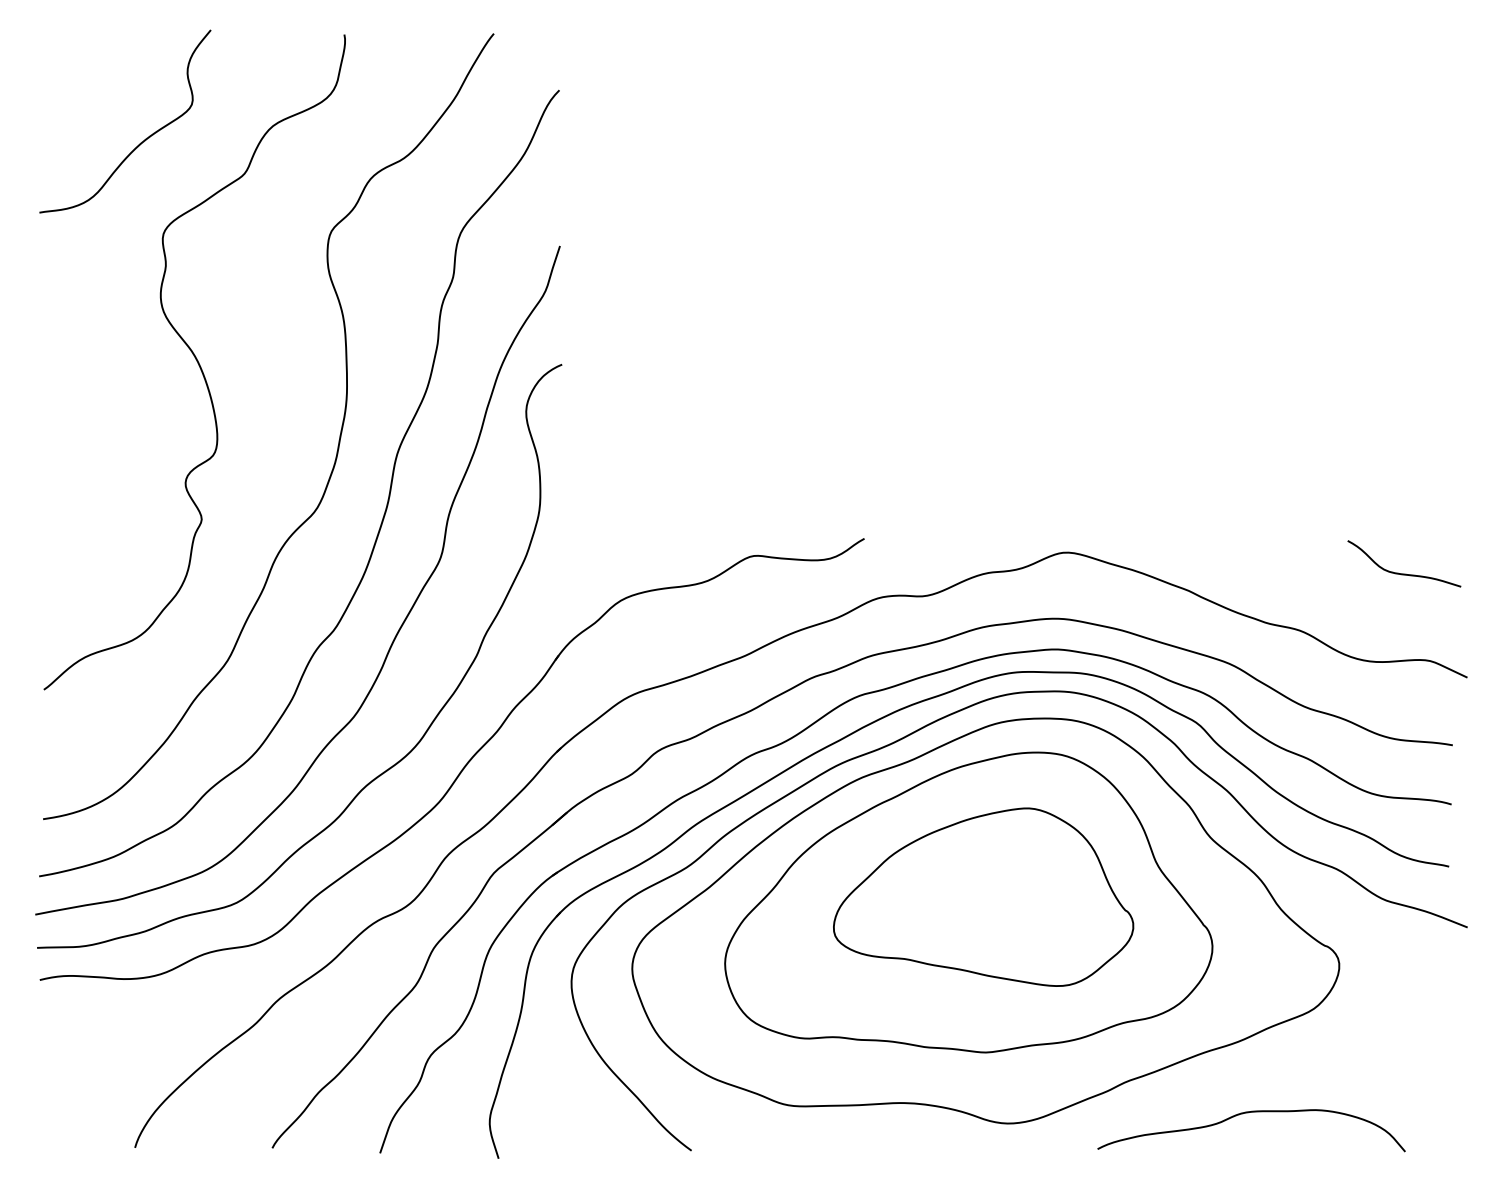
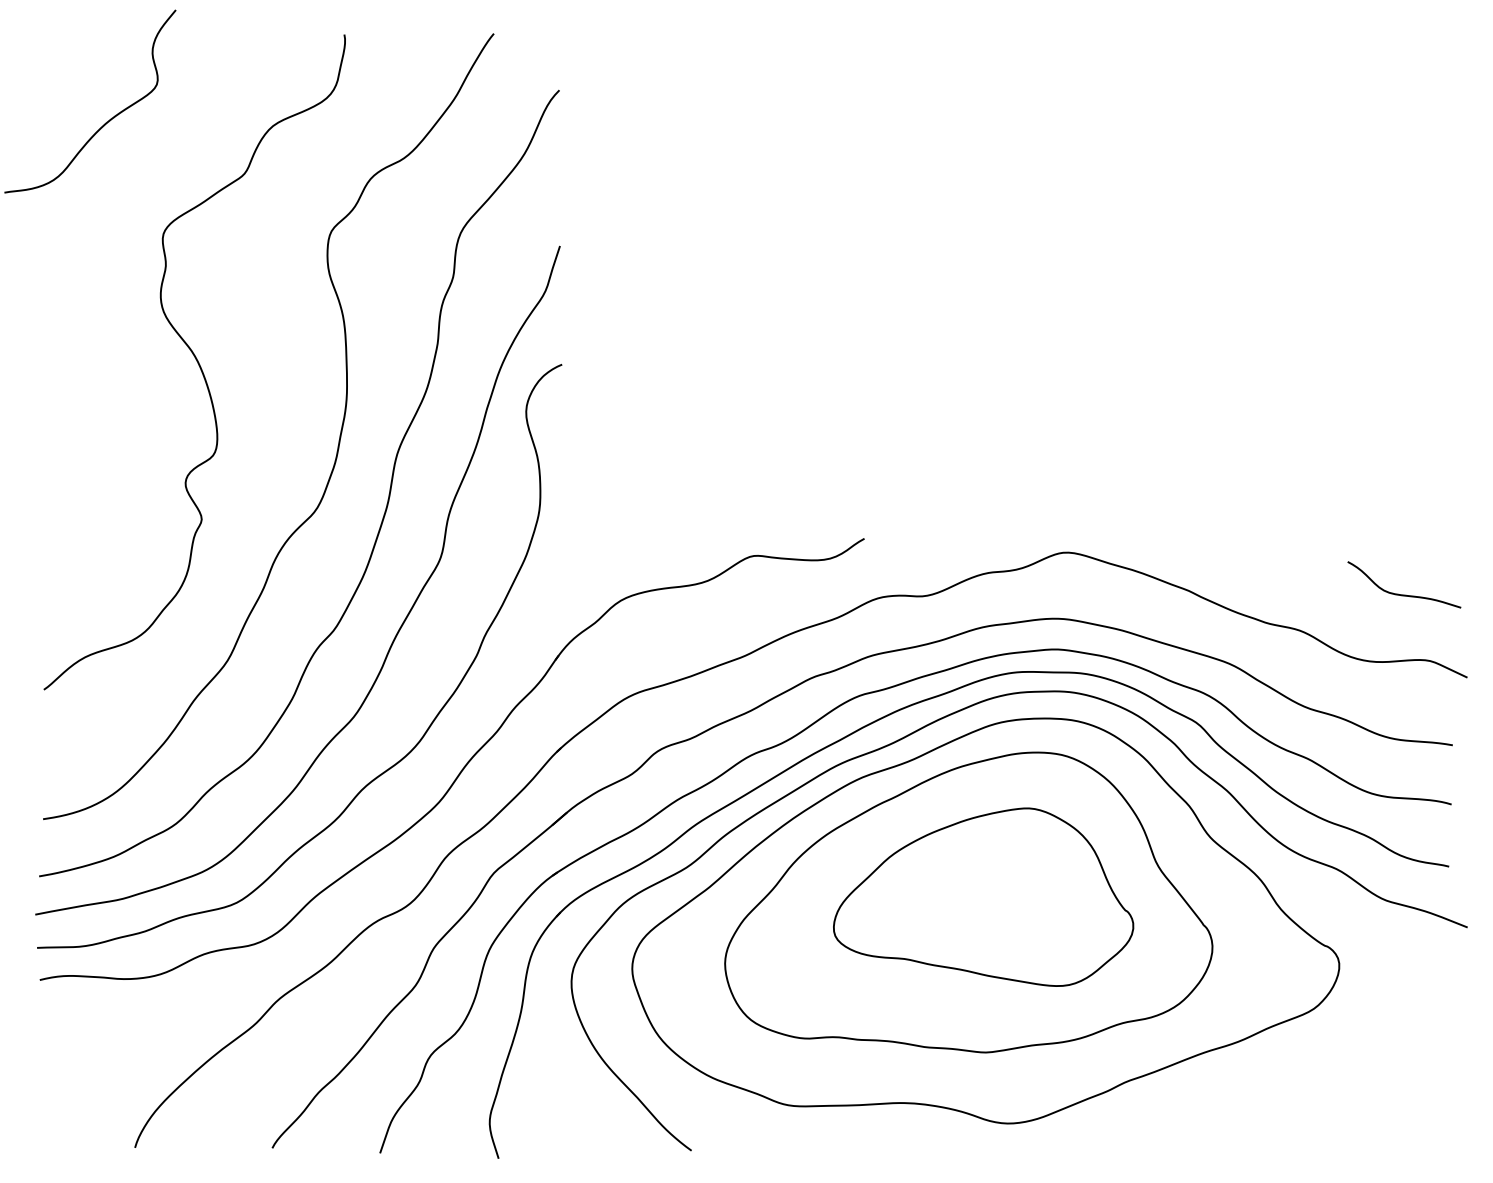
curve position: (140, 142) -> (105, 122) (105, 122)
curve position: (1404, 573) -> (1404, 594) (1404, 594)
curve: present -> none (1248, 1113)
